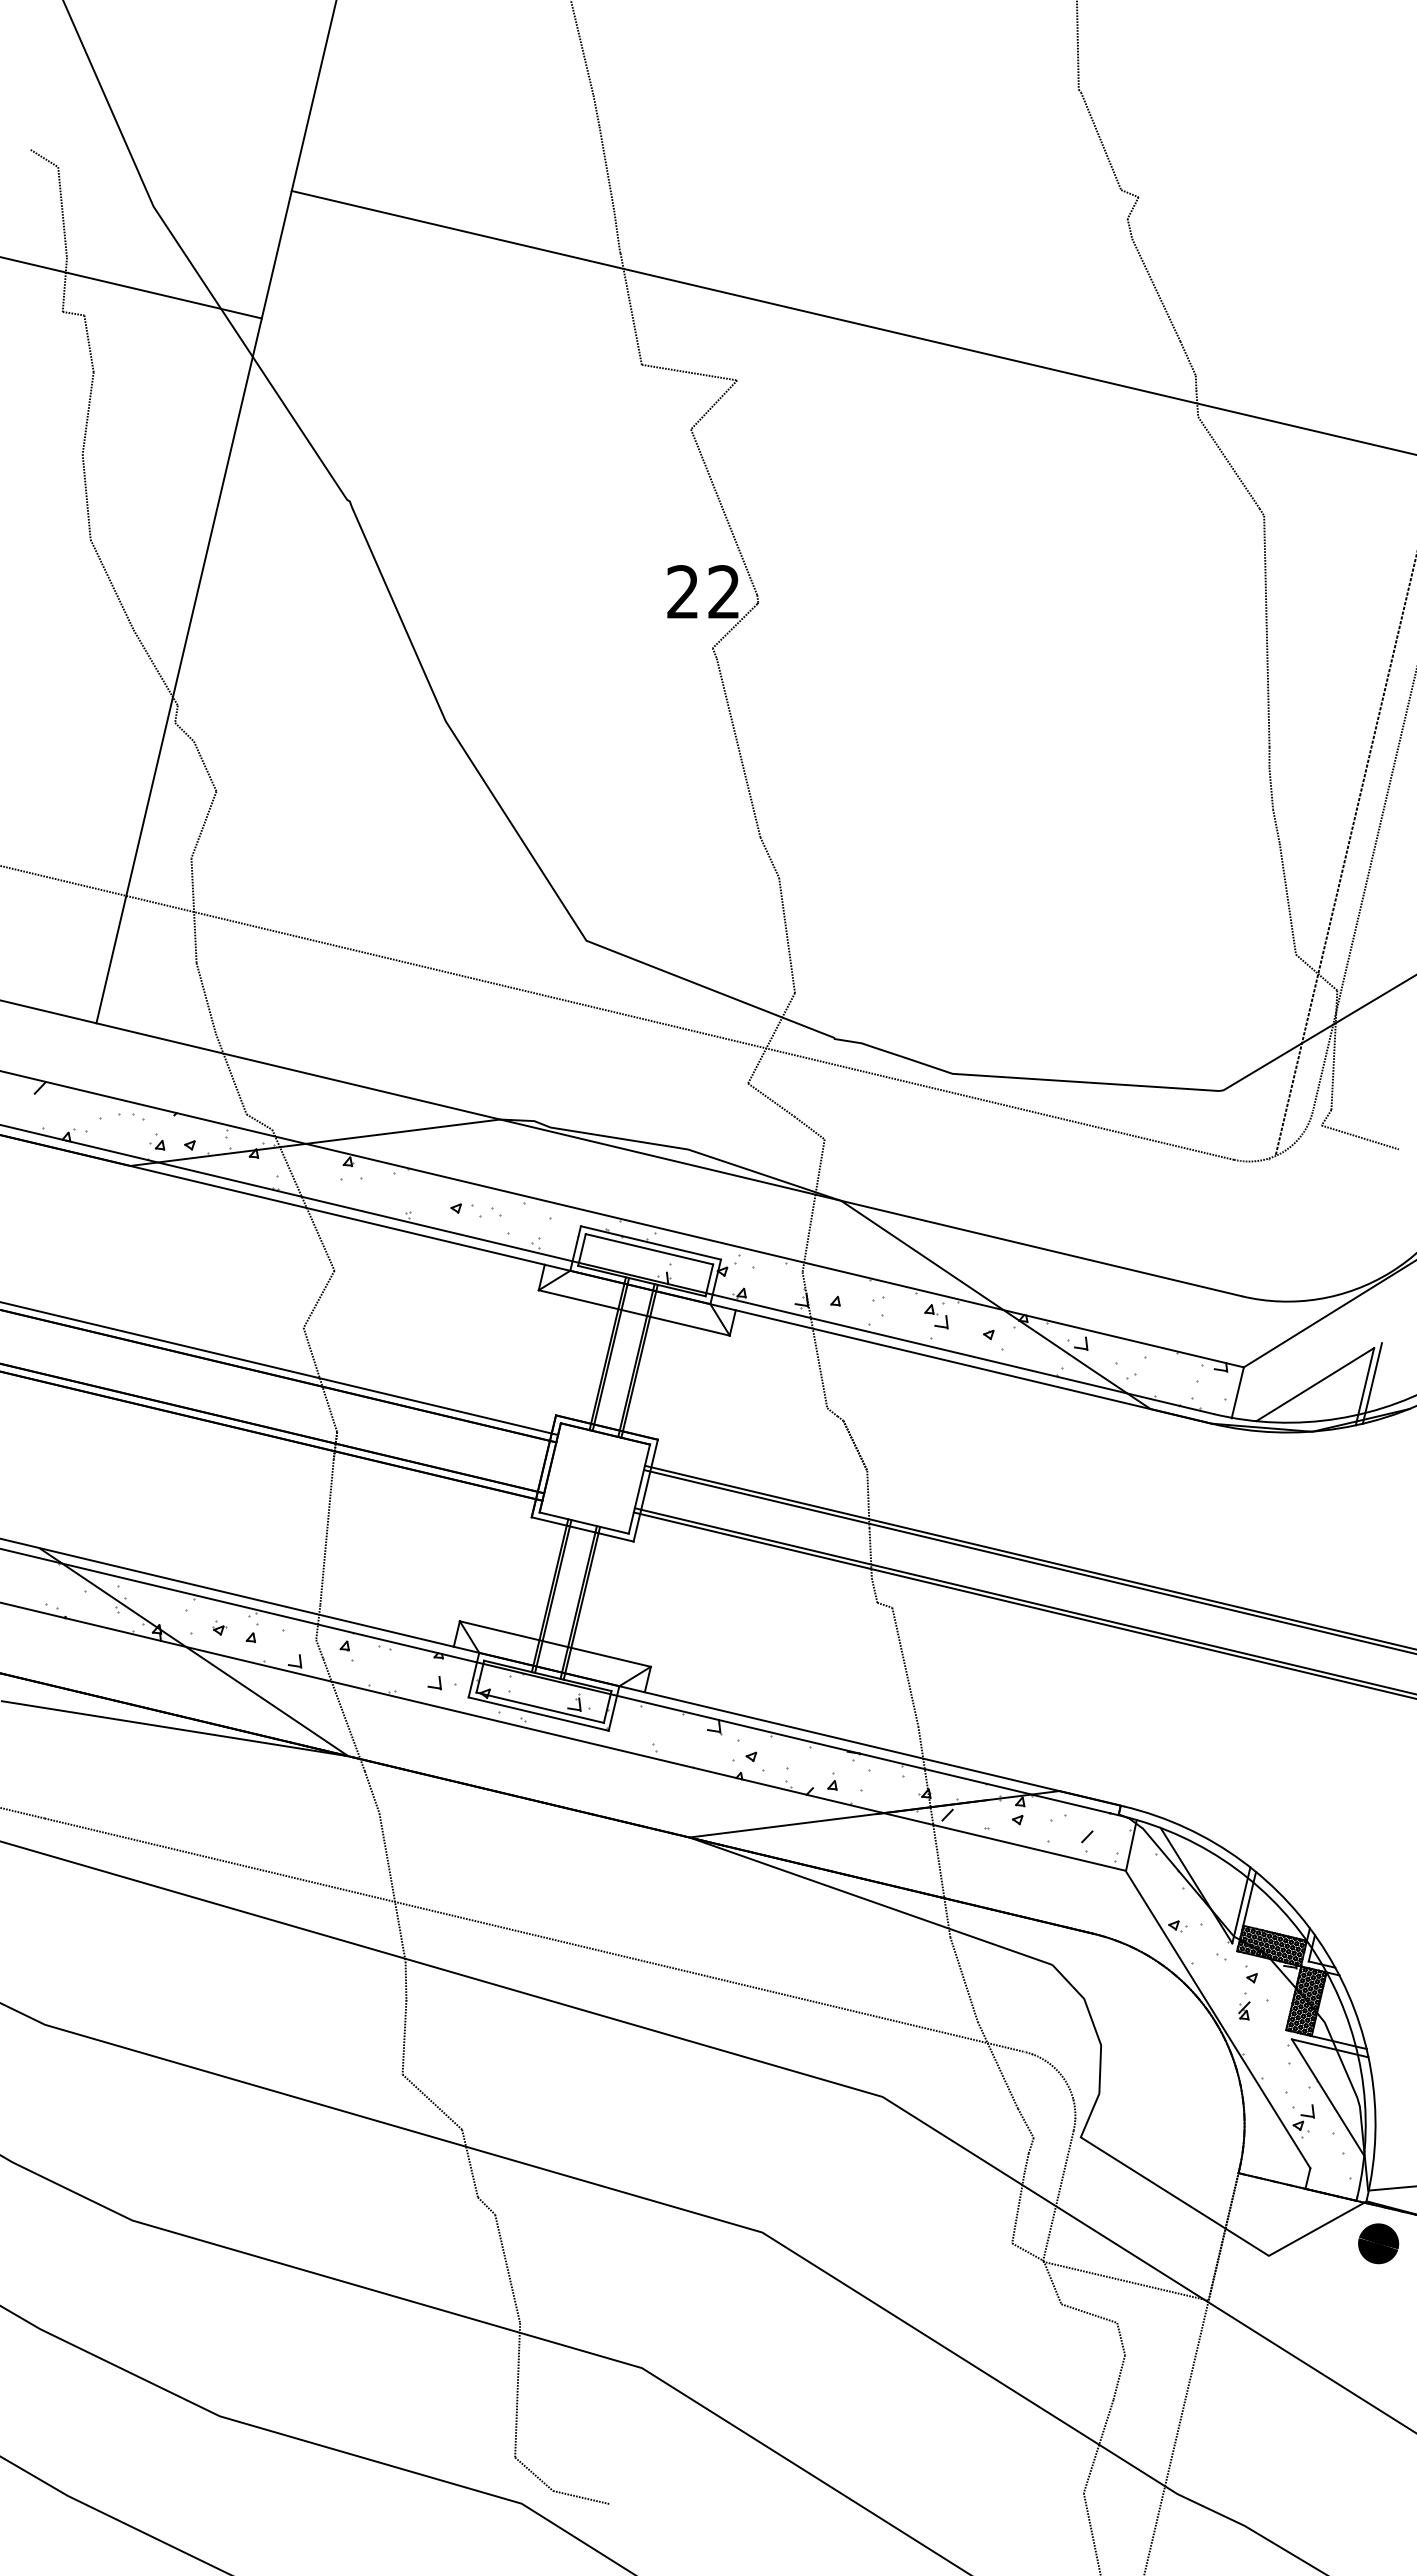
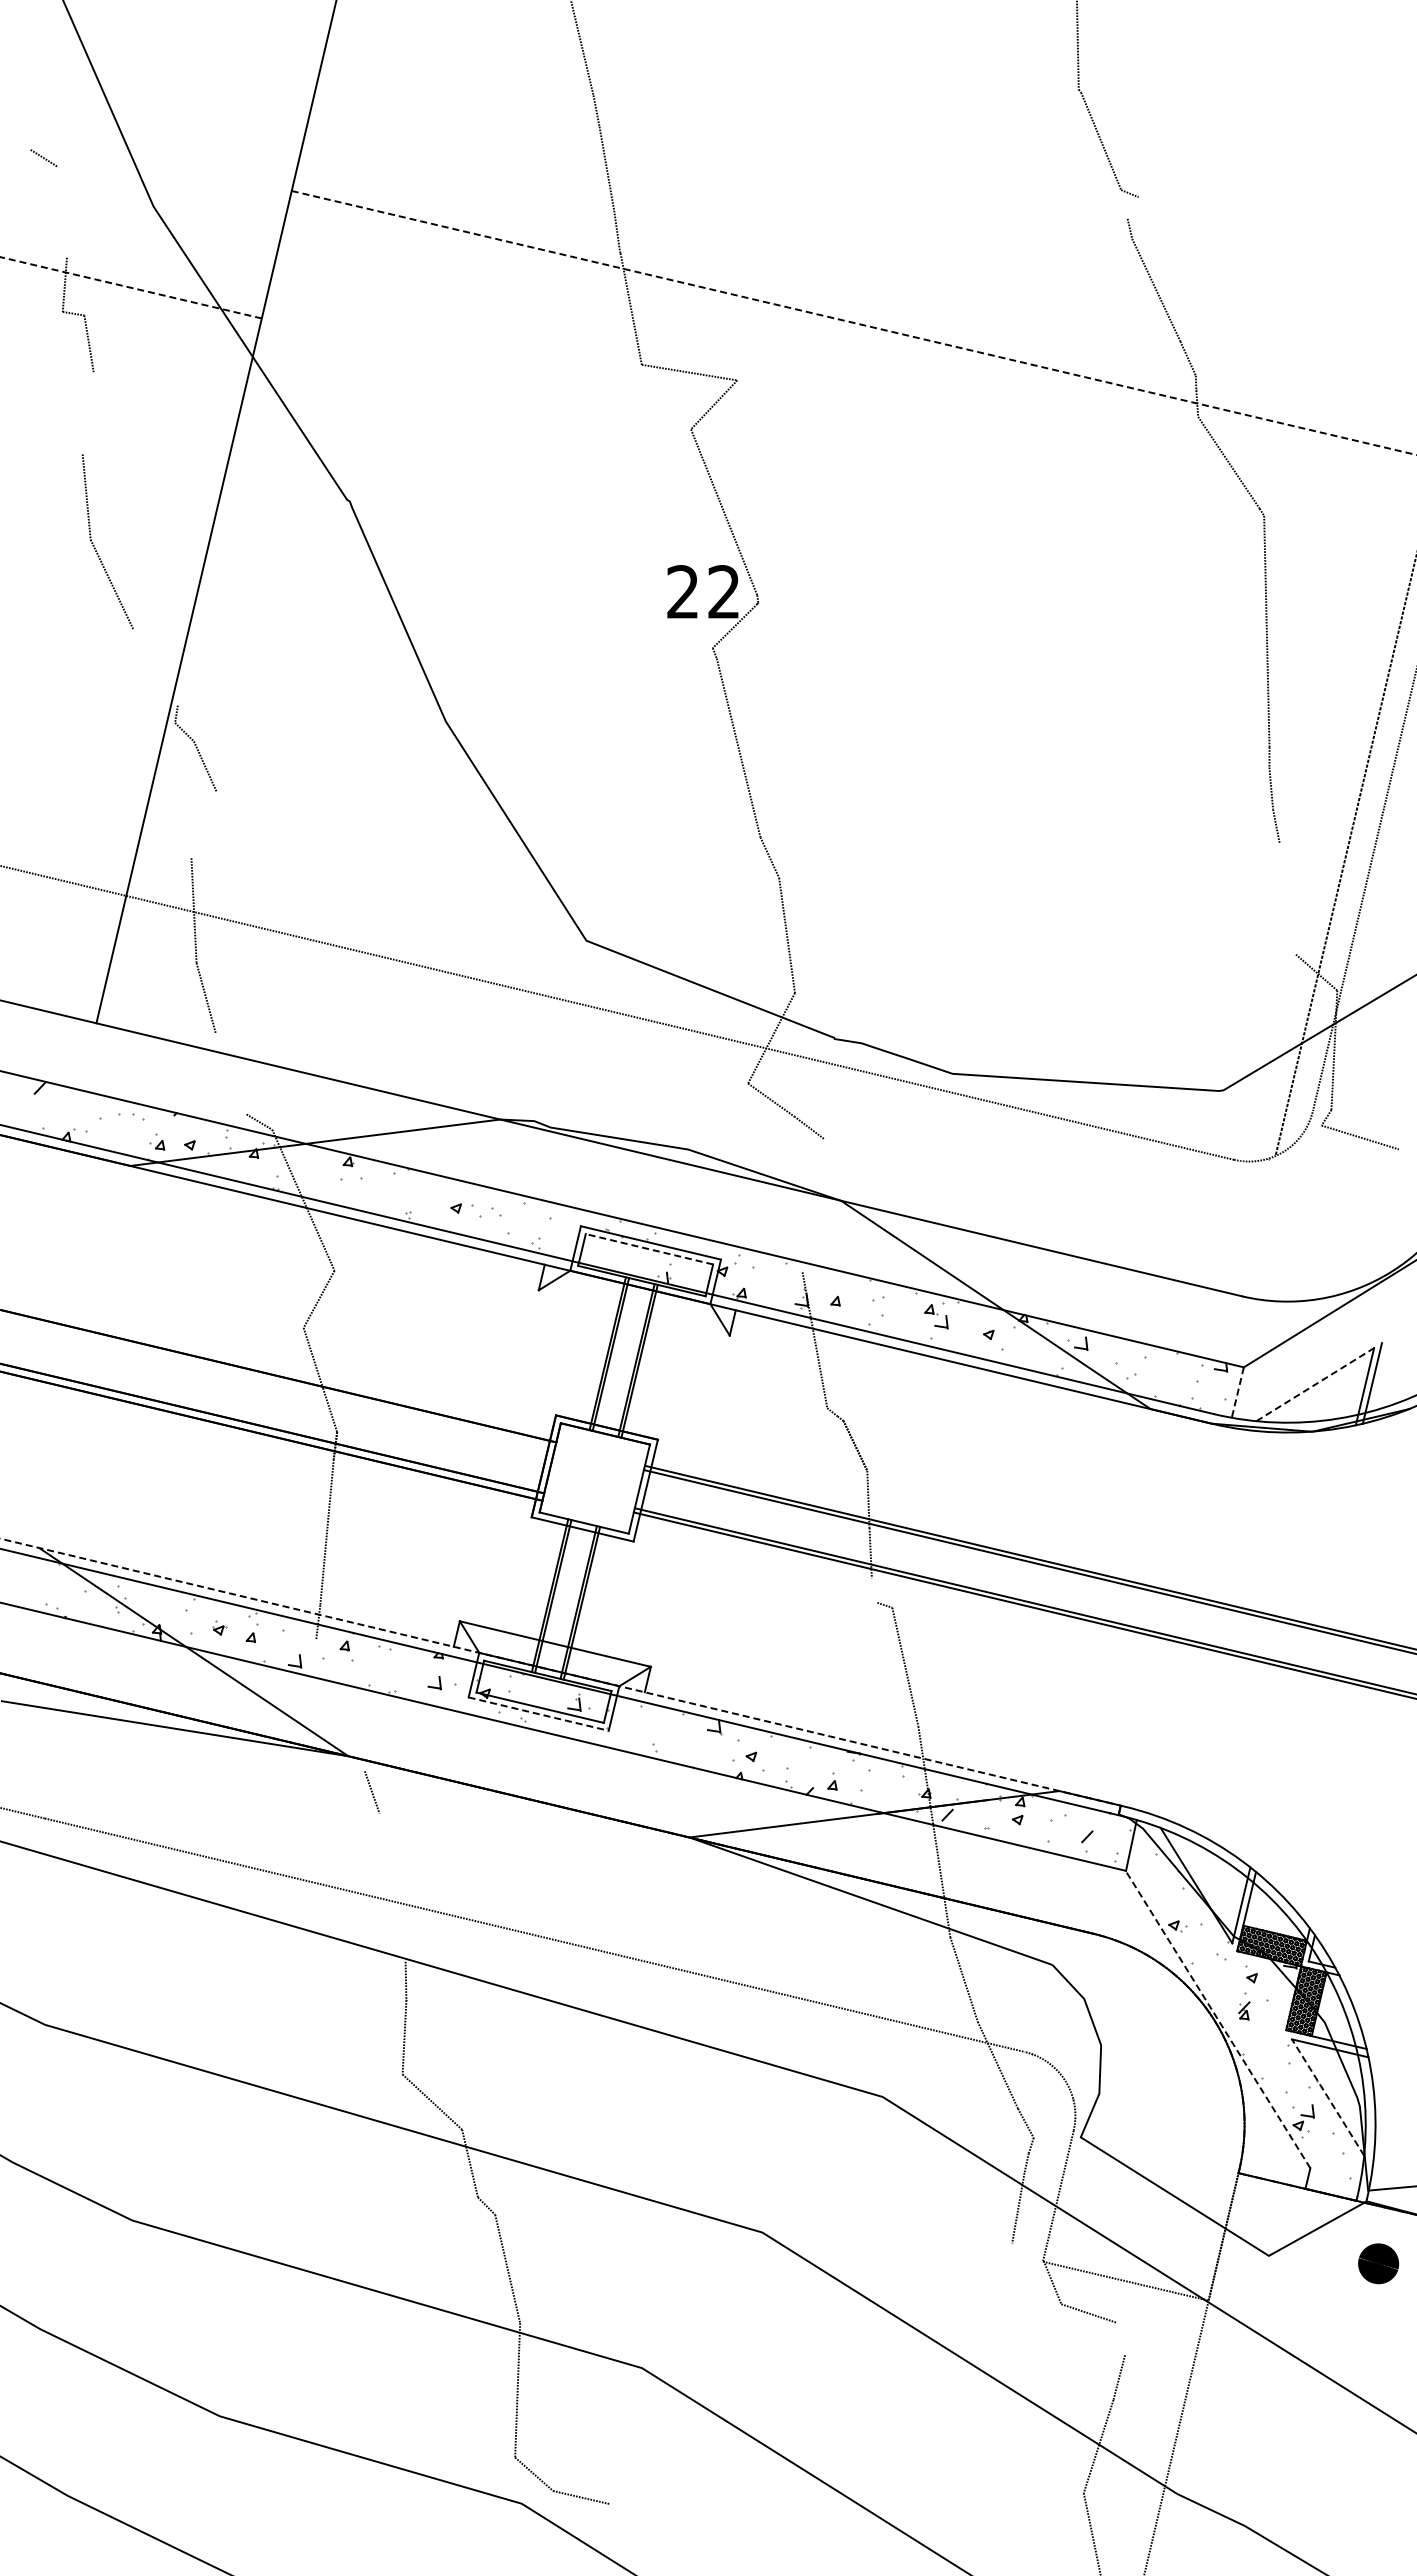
line: present -> none (1132, 207)
line: present -> none (62, 212)
line: solid -> dashed (130, 287)
line: solid -> dashed (854, 323)
line: present -> none (87, 413)
line: present -> none (155, 667)
line: present -> none (203, 824)
line: present -> none (1287, 898)
line: present -> none (230, 1073)
line: present -> none (813, 1205)
line: solid -> dashed (648, 1249)
line: present -> none (633, 1312)
line: present -> none (280, 1368)
line: solid -> dashed (1315, 1384)
line: solid -> dashed (1237, 1393)
line: present -> none (874, 1590)
line: solid -> dashed (561, 1672)
line: present -> none (340, 1705)
line: solid -> dashed (539, 1714)
line: present -> none (392, 1887)
line: solid -> dashed (1217, 2019)
line: solid -> dashed (1327, 2097)
part position: (1378, 2243) -> (1378, 2263) (1378, 2263)
line: present -> none (1027, 2251)
line: present -> none (1121, 2338)
